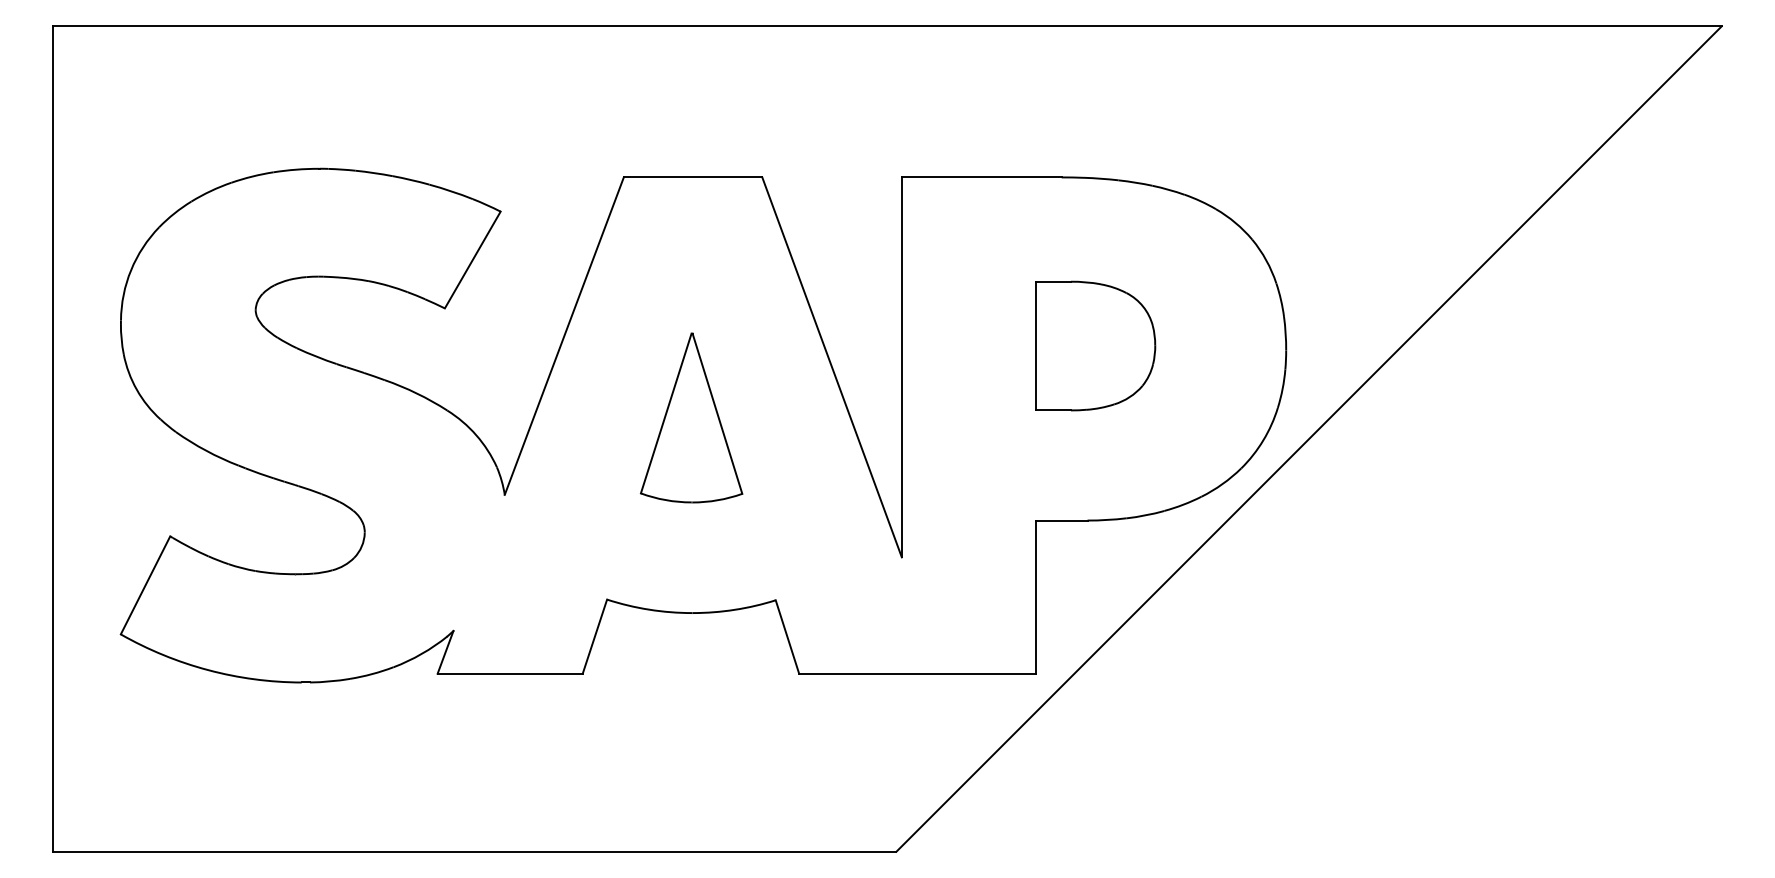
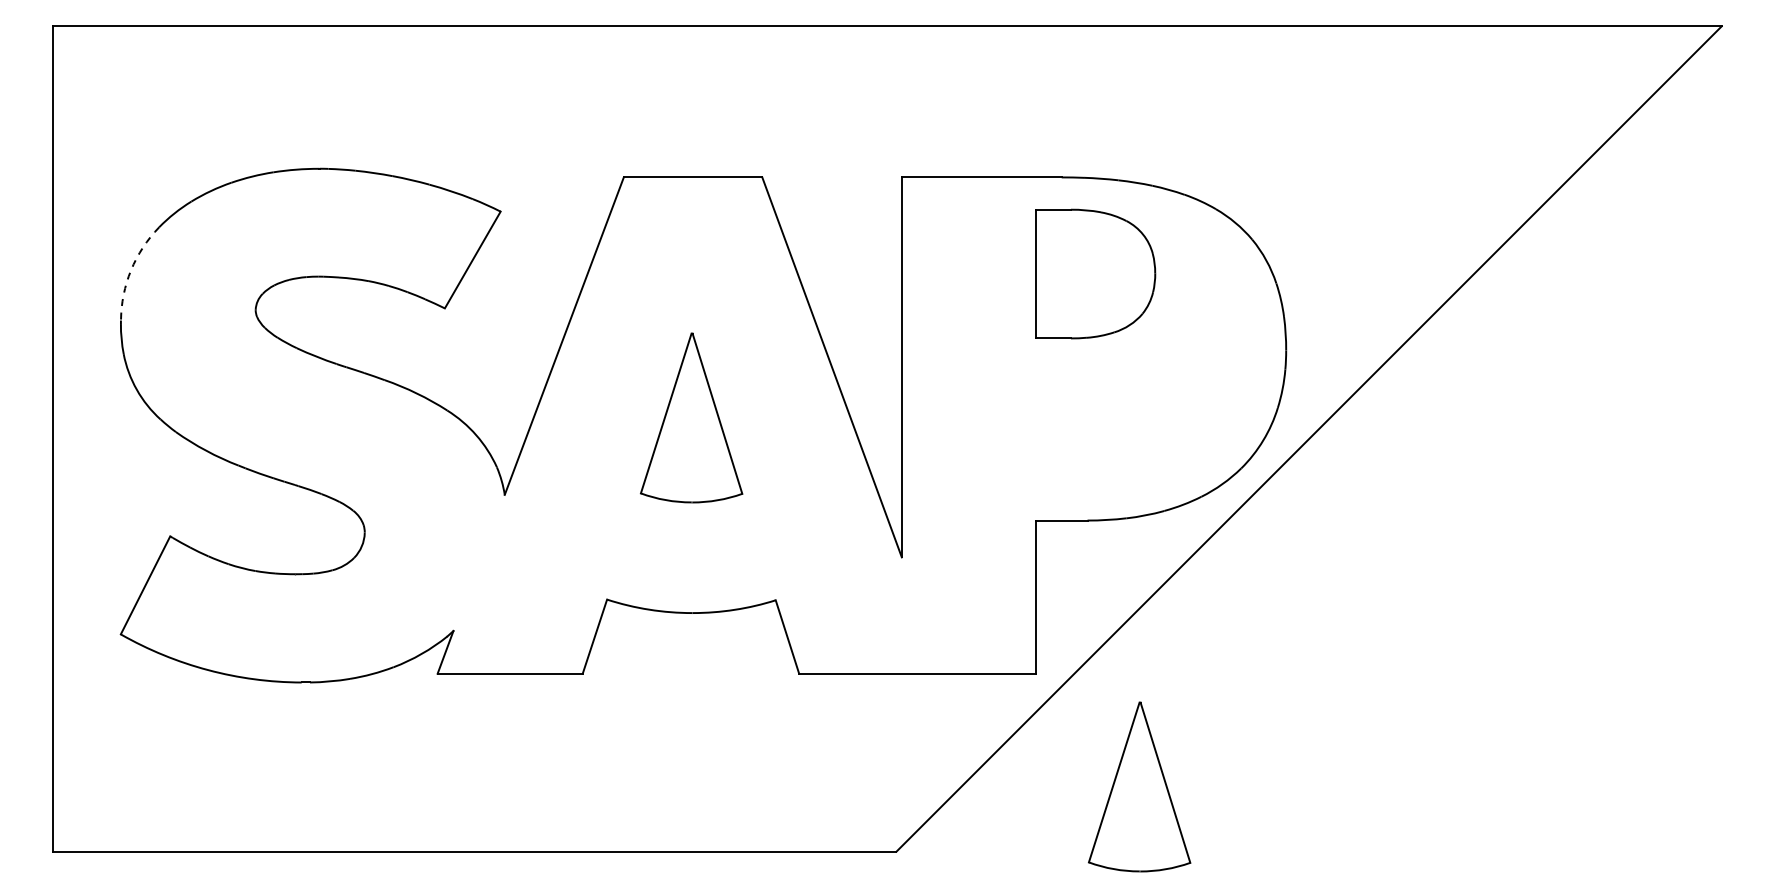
arc: solid -> dashed (131, 270)
part position: (1095, 345) -> (1095, 273) (1095, 273)
part: none -> present (1139, 786)
